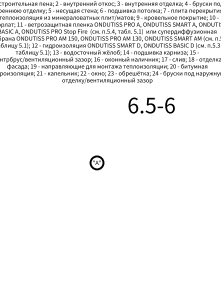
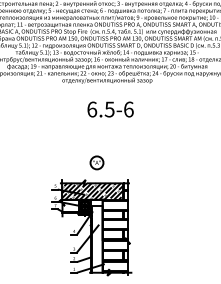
text position: (151, 105) -> (110, 109) (110, 109)
part: none -> present (91, 227)
